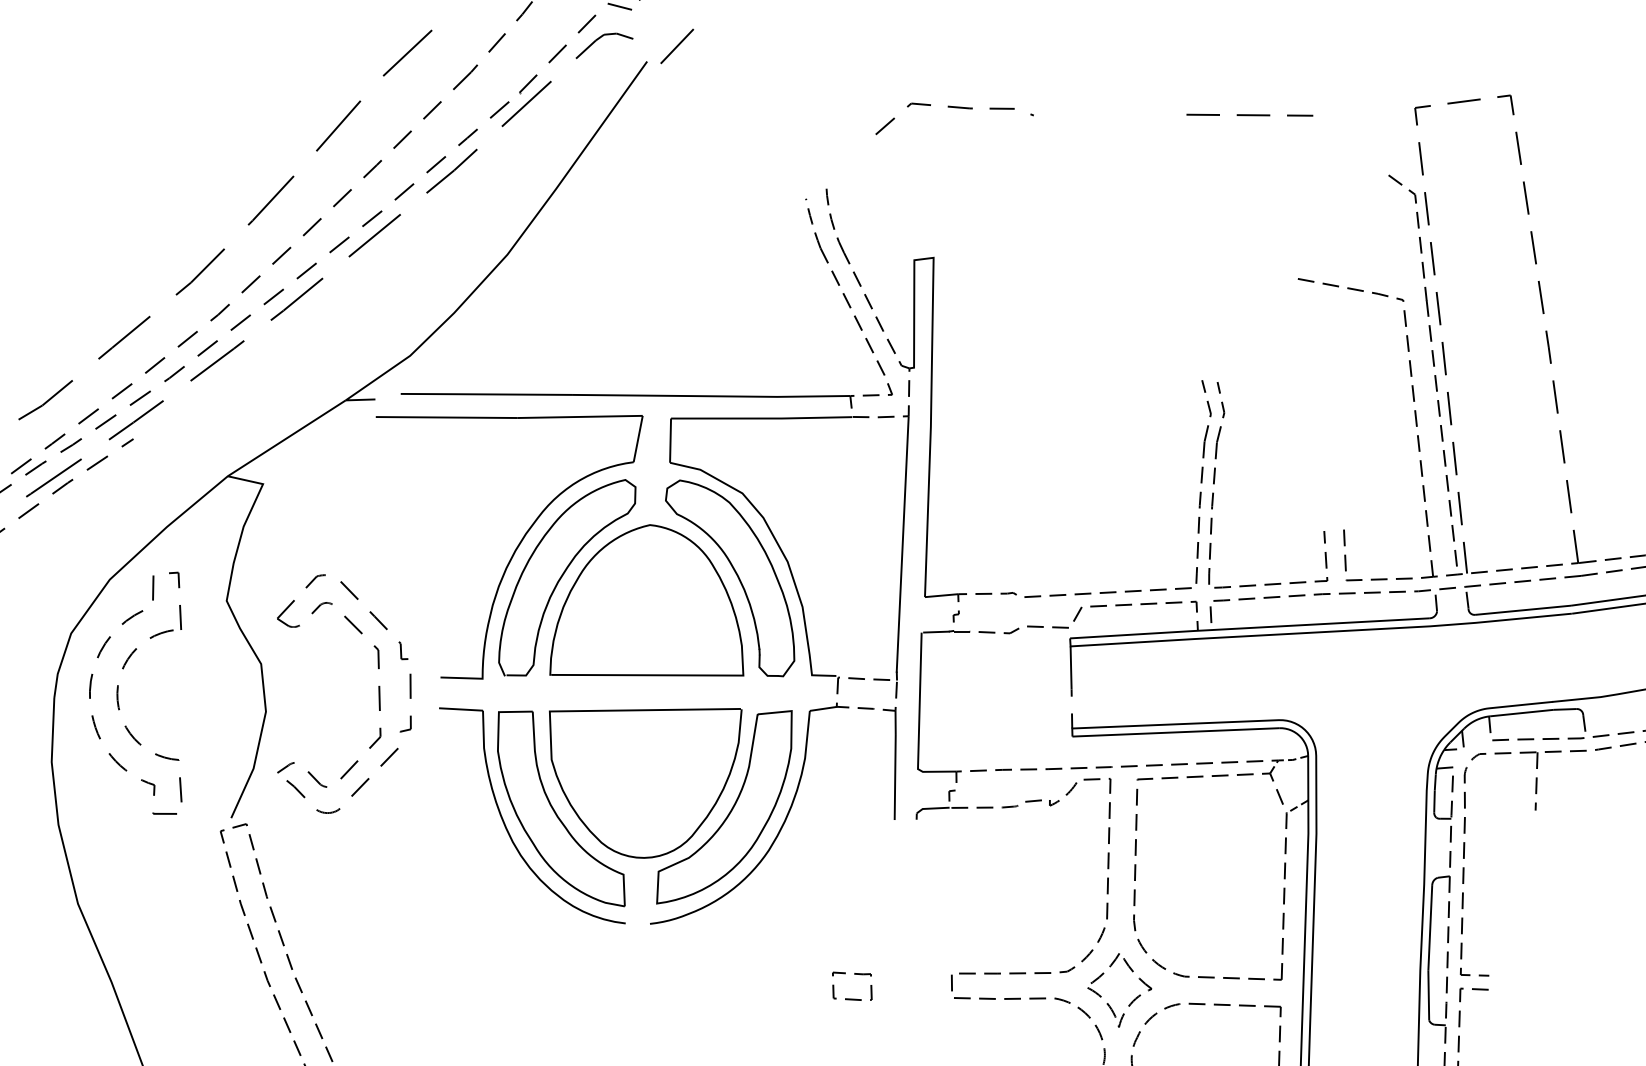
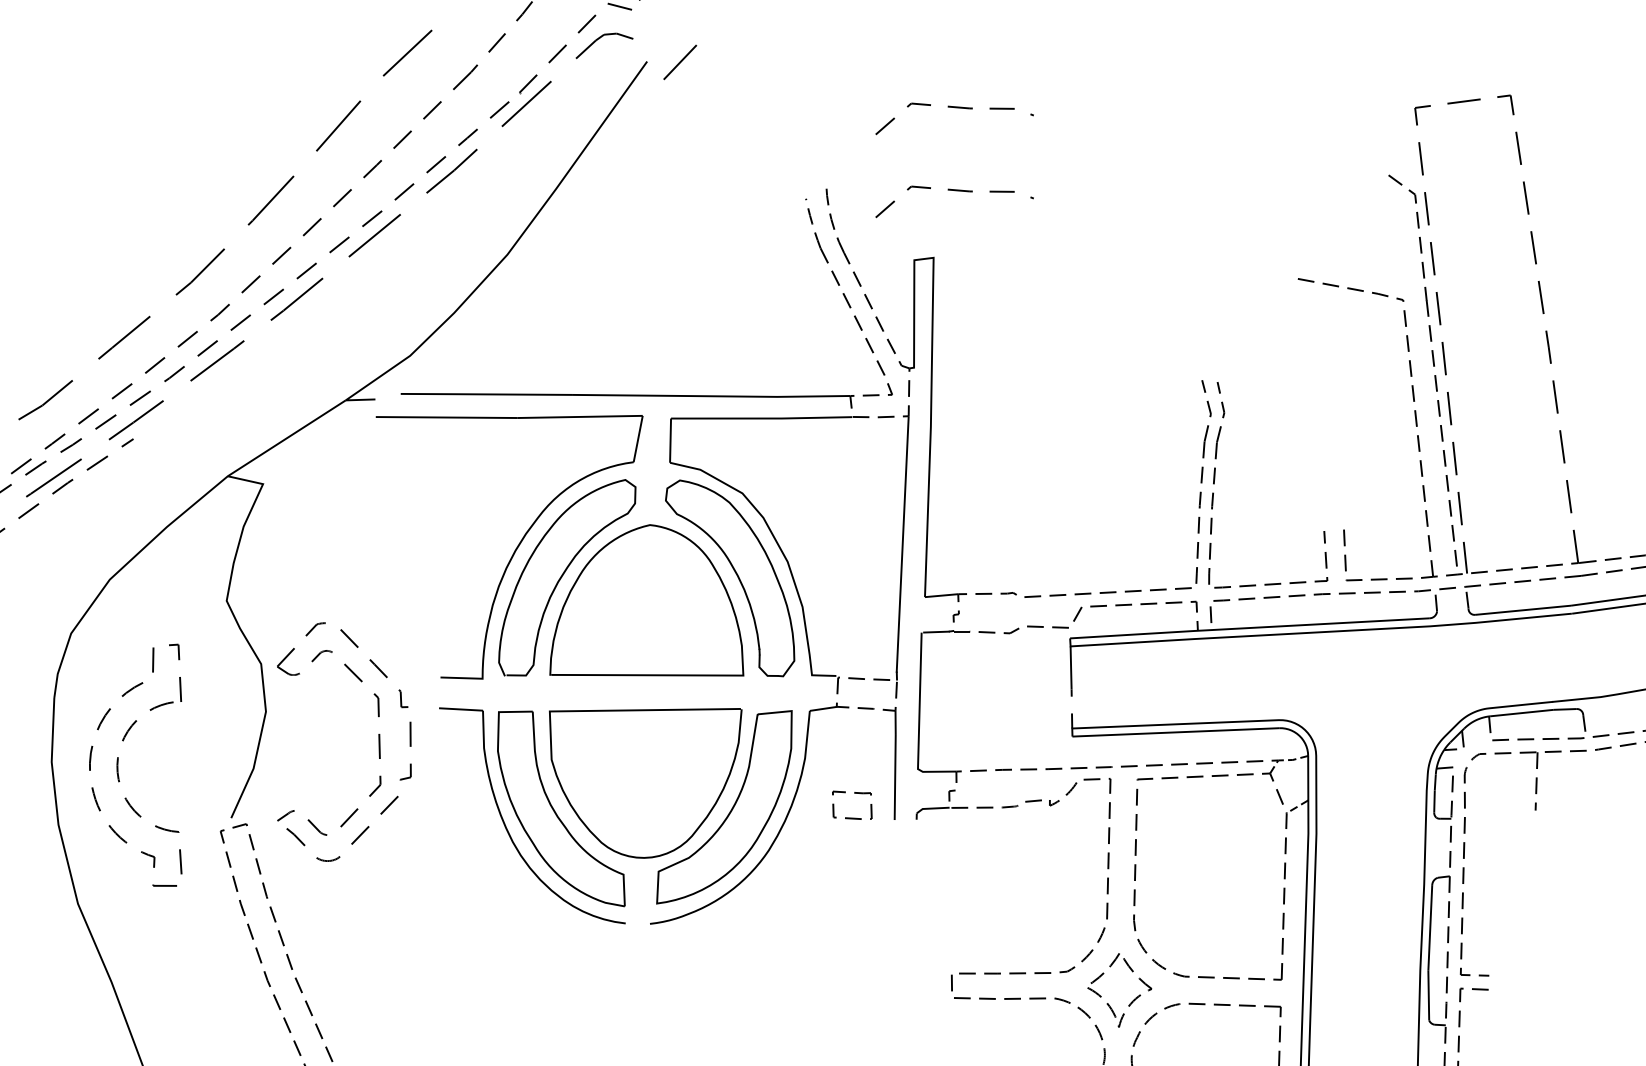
line position: (677, 46) -> (680, 62) (680, 62)
line: present -> none (1249, 114)
line: none -> present (954, 191)
curve position: (118, 692) -> (118, 764) (118, 764)
part position: (378, 693) -> (378, 741) (378, 741)
part position: (854, 974) -> (854, 793) (854, 793)
